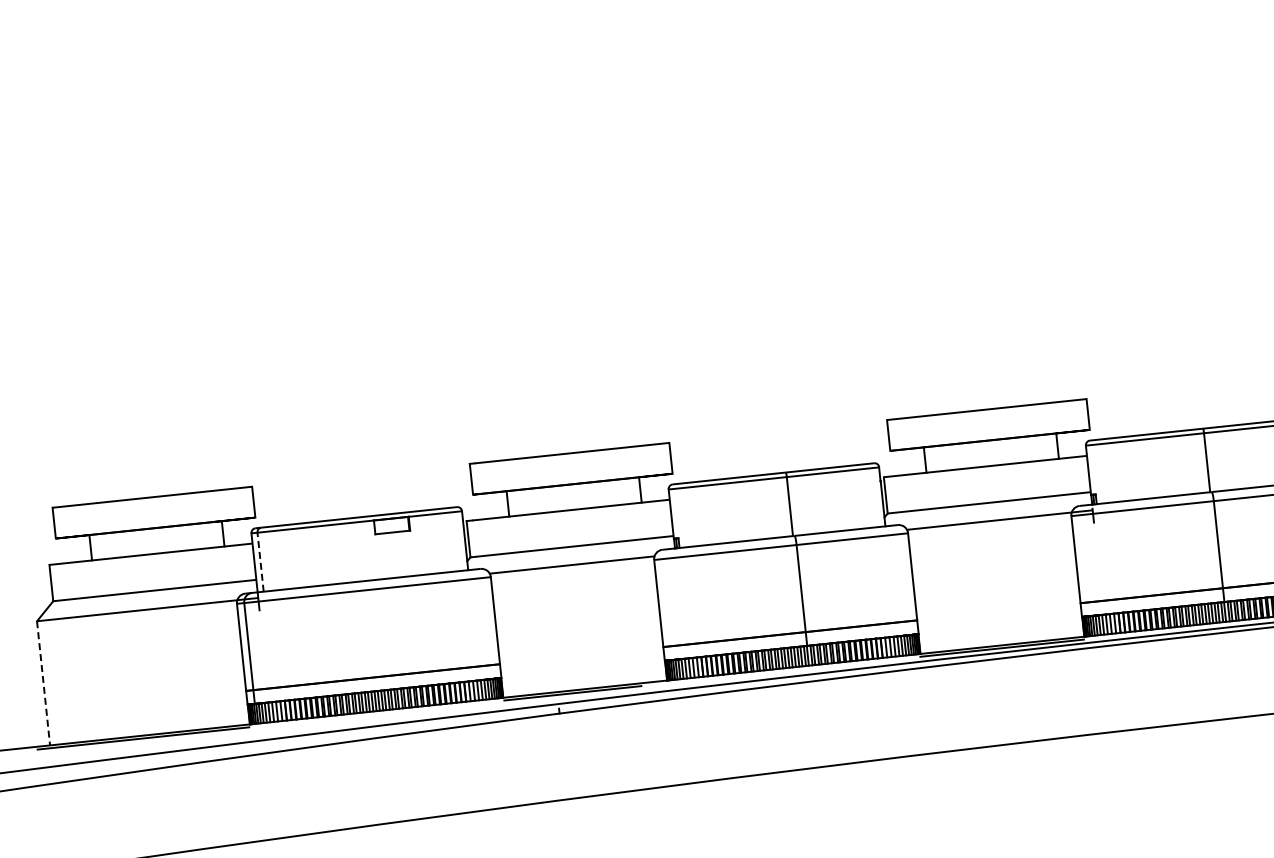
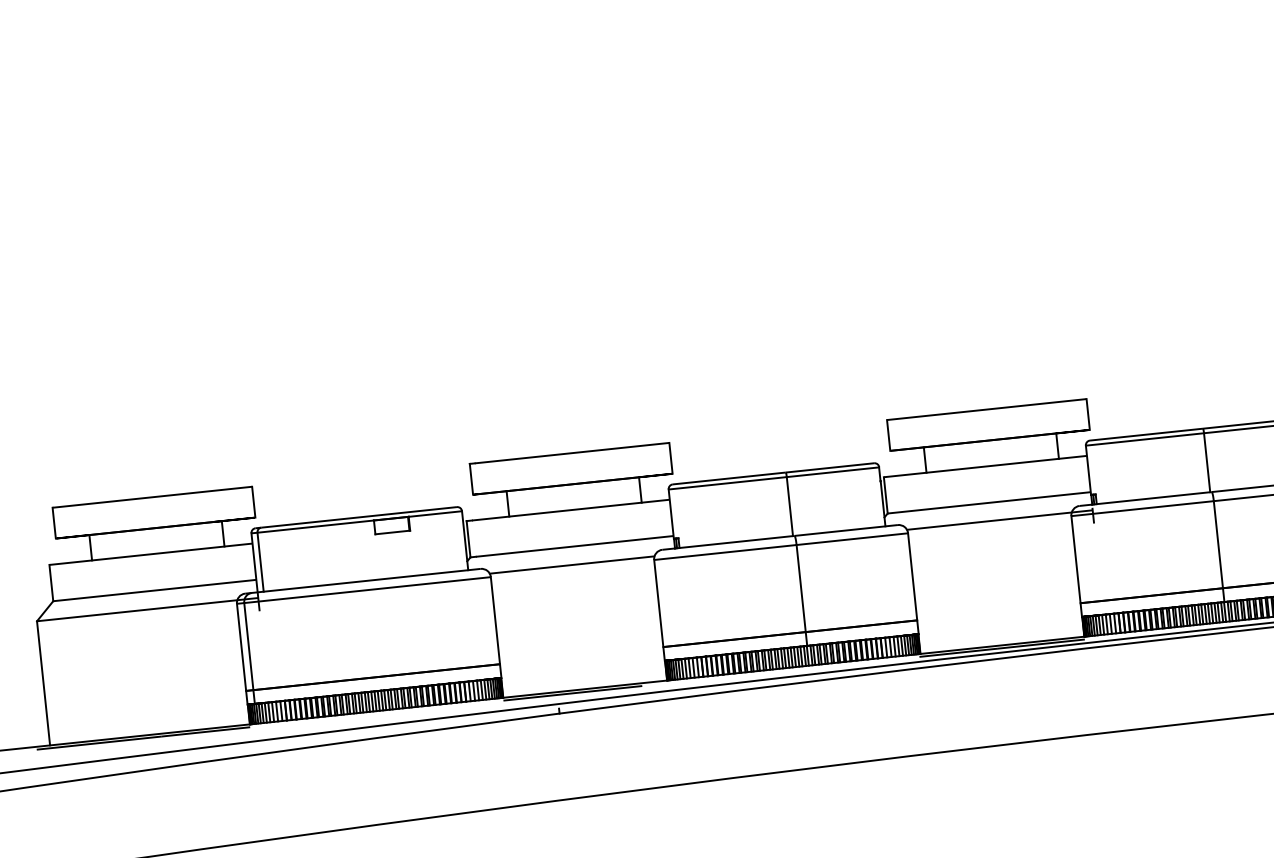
line: dashed -> solid (260, 562)
line: dashed -> solid (43, 683)
